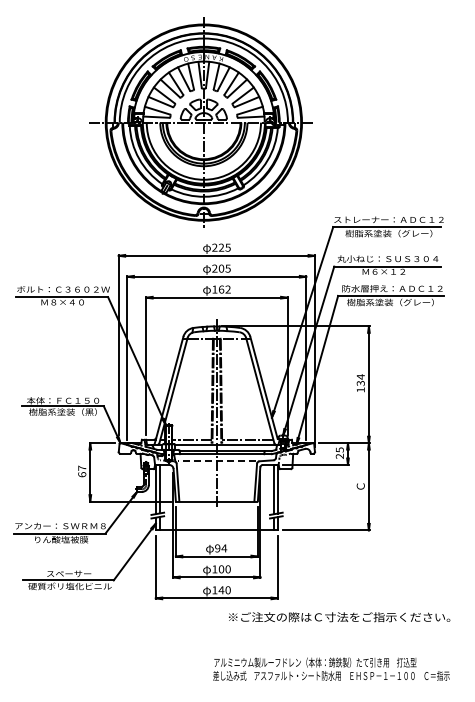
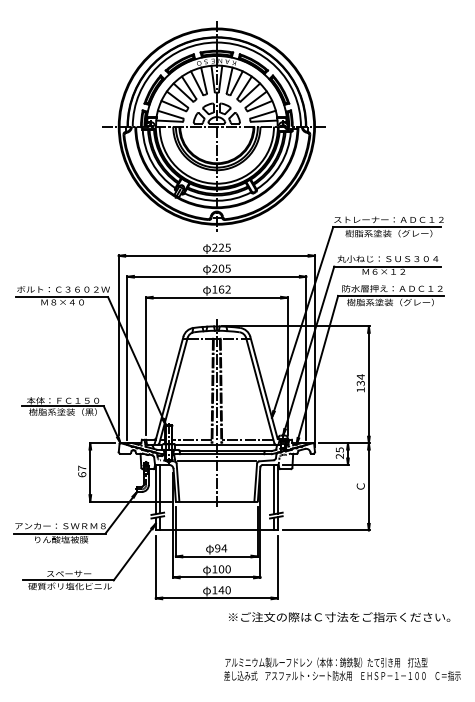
part position: (200, 122) -> (213, 126) (213, 126)
line: dashed -> solid (216, 461)
text position: (331, 668) -> (342, 668) (342, 668)
